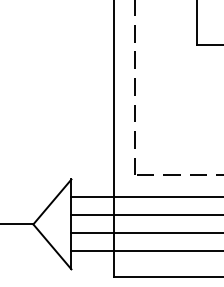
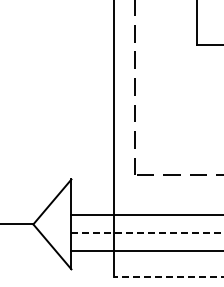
line: present -> none (145, 197)
line: solid -> dashed (148, 233)
line: solid -> dashed (168, 276)
